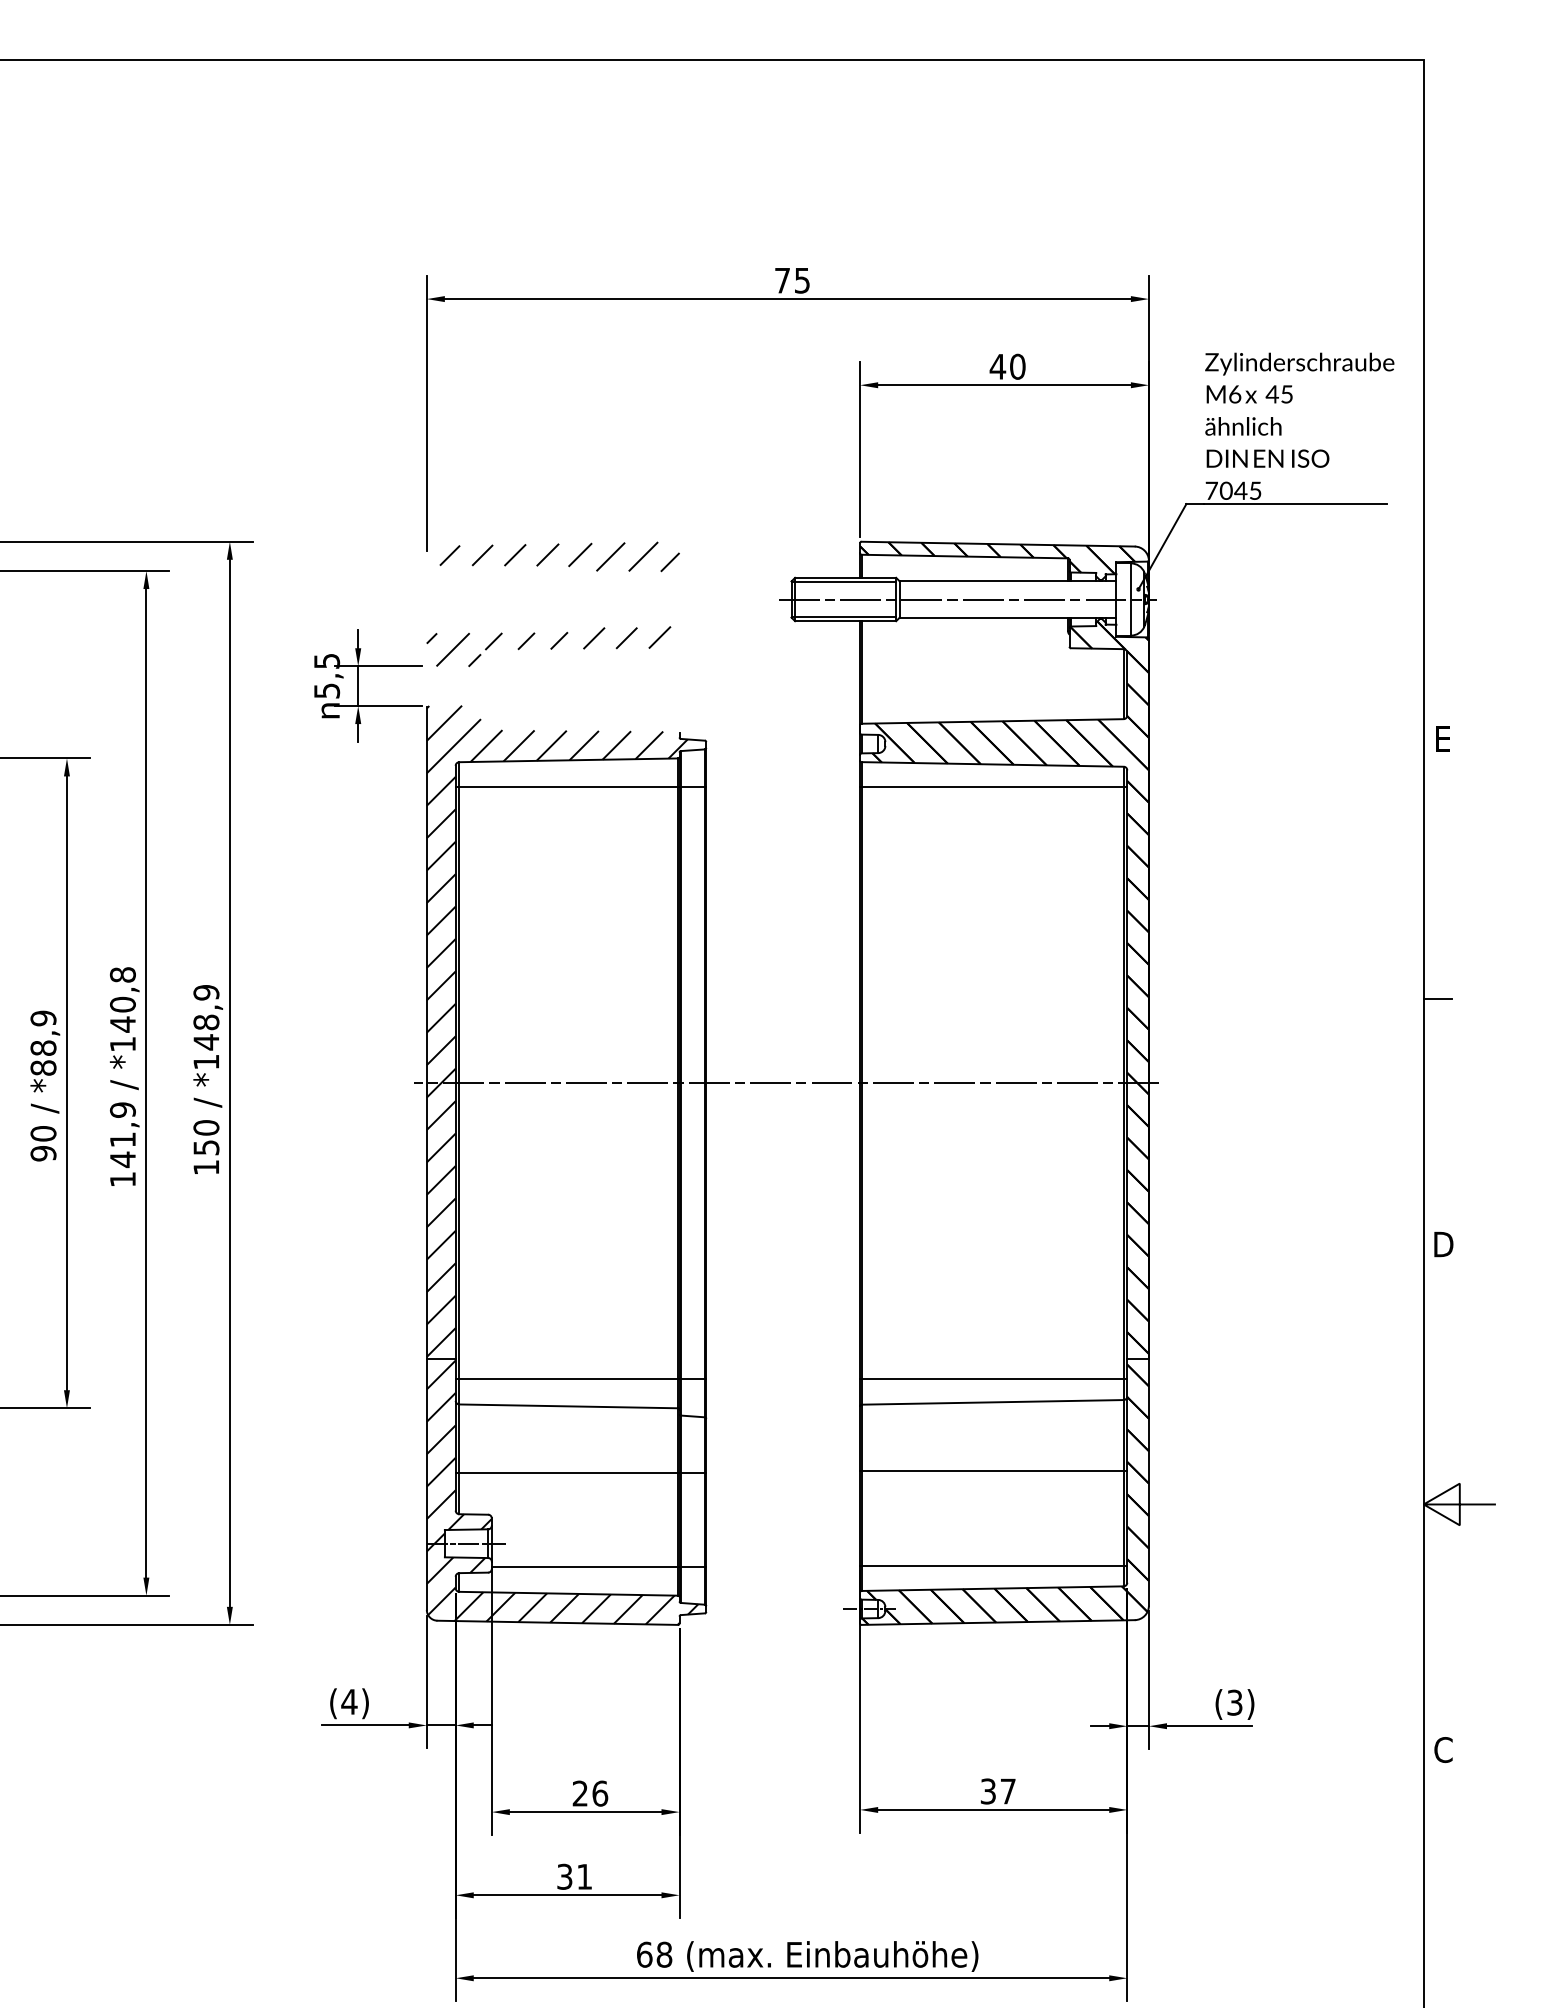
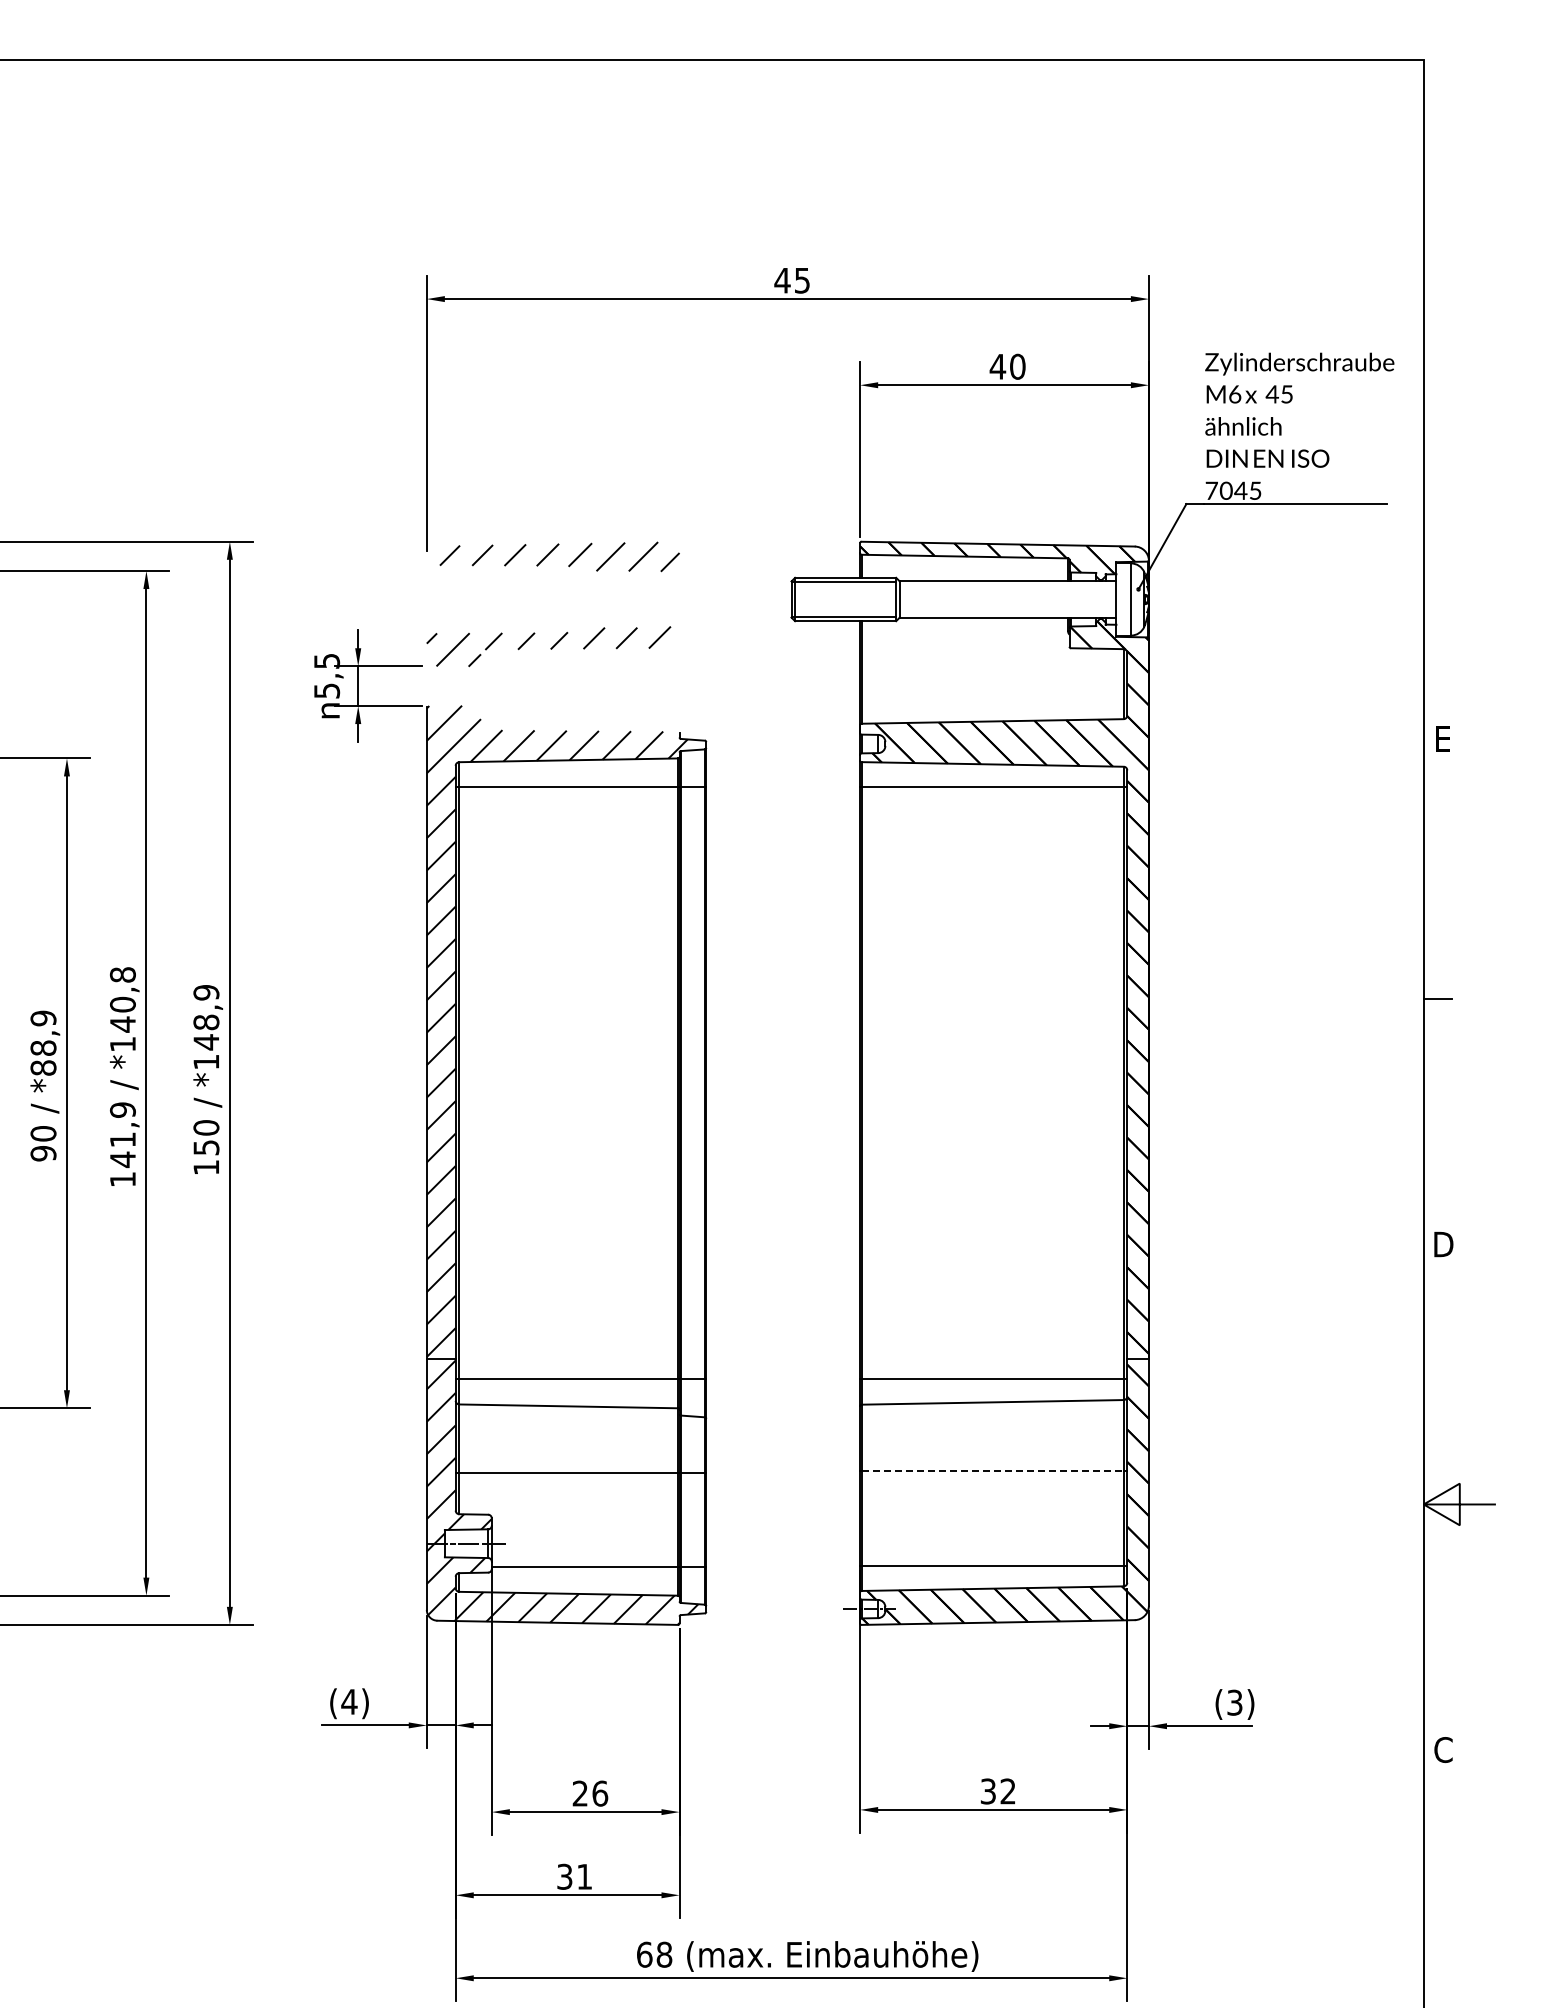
text: 75 -> 45 (782, 280)
line: present -> none (967, 599)
line: present -> none (786, 1083)
line: solid -> dashed (993, 1471)
text: 37 -> 32 (1007, 1791)
